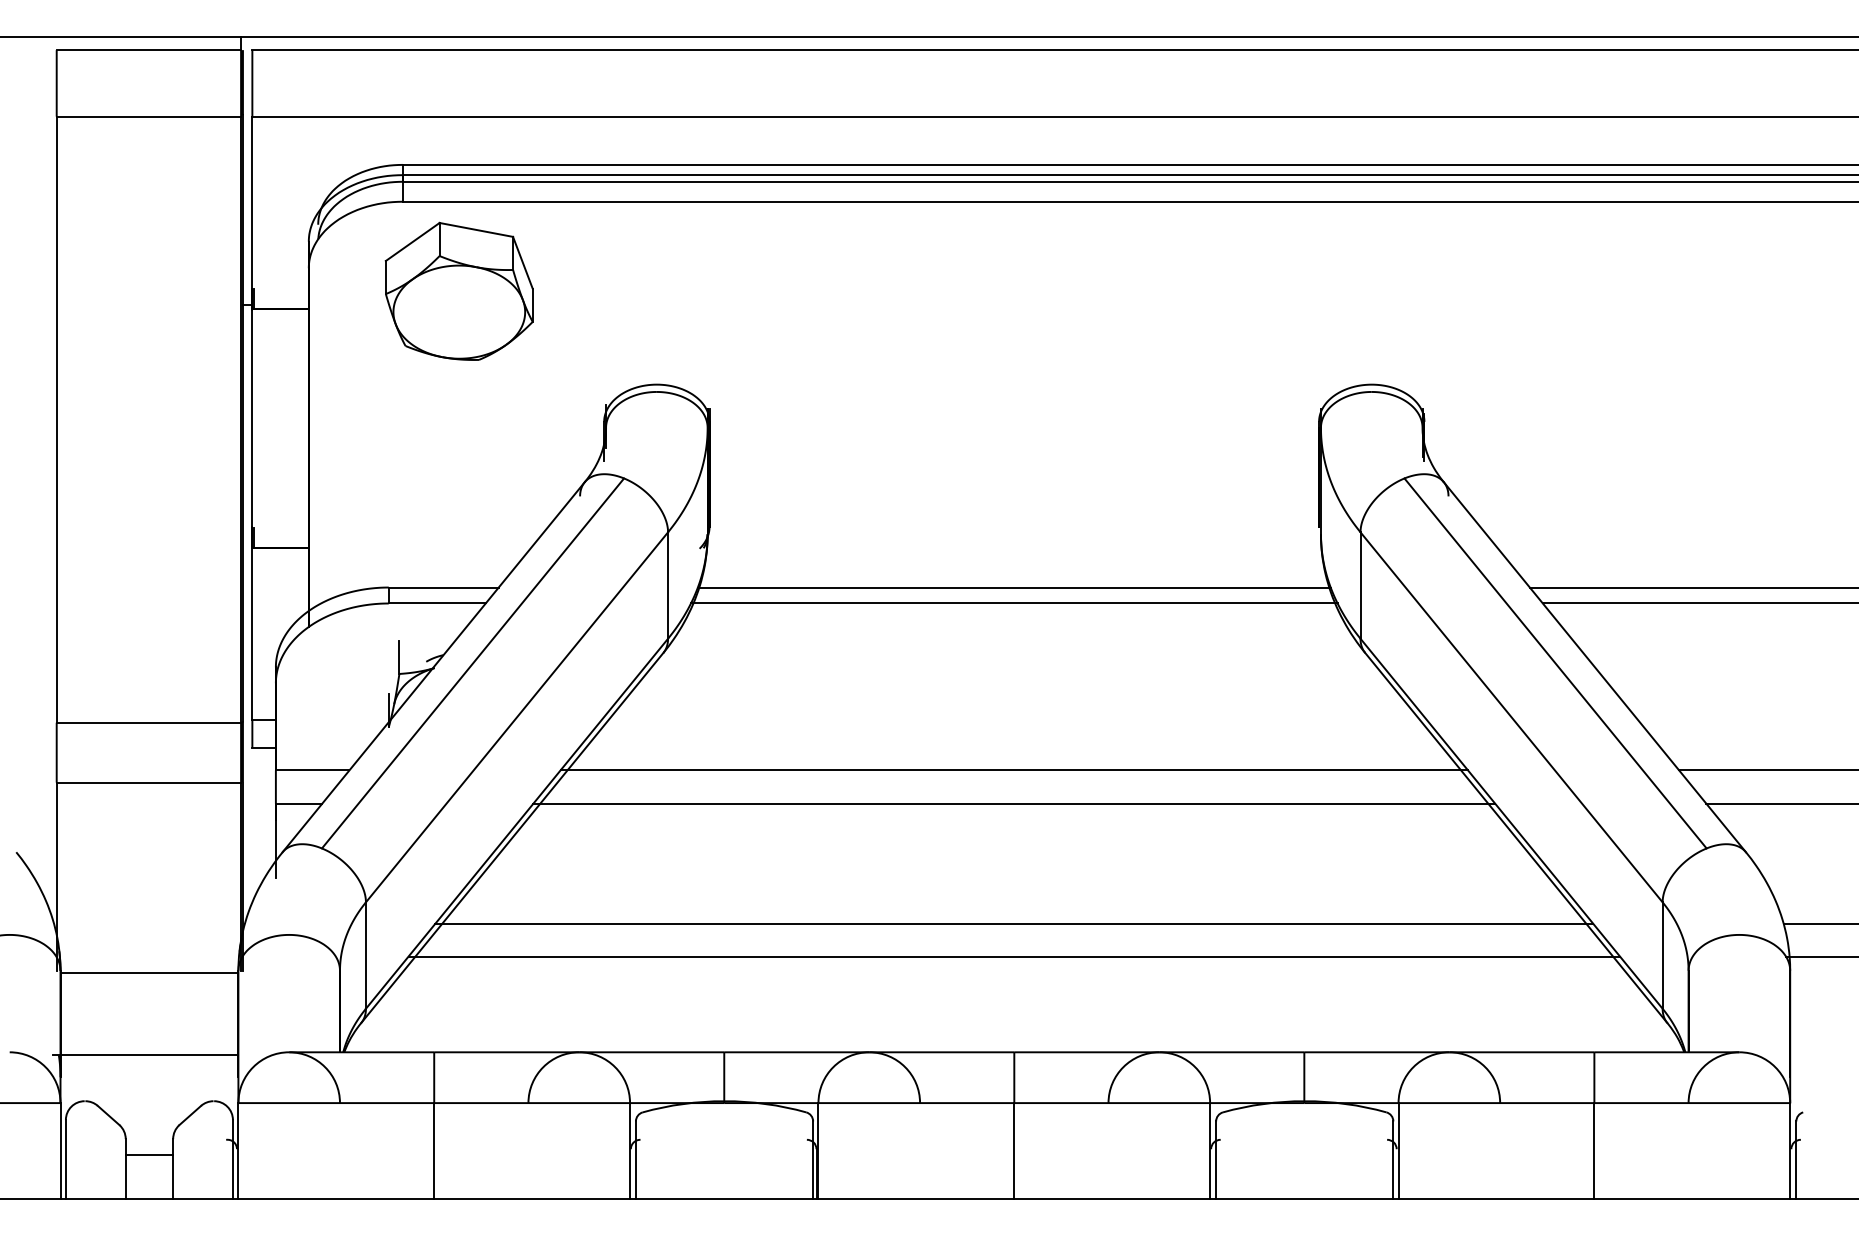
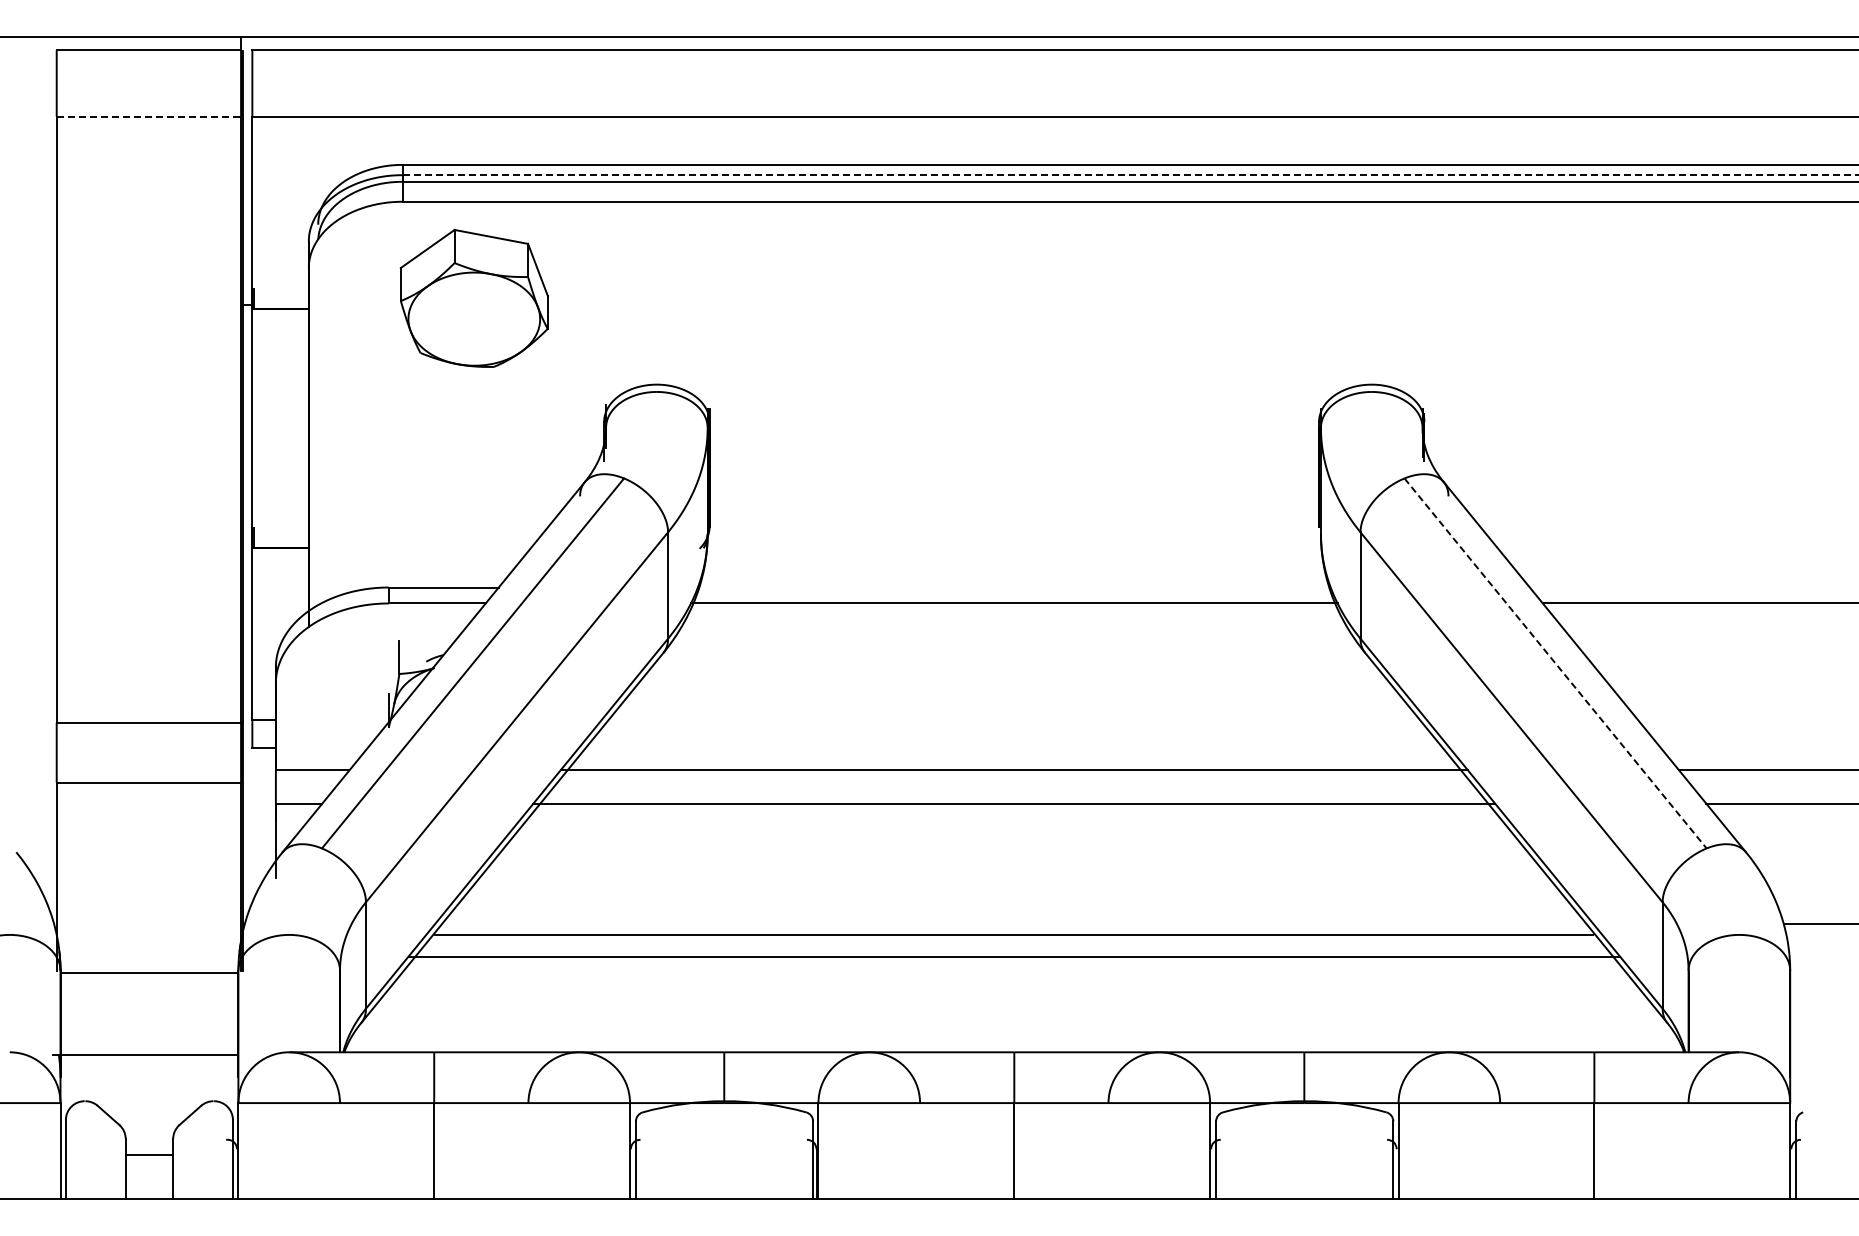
line: solid -> dashed (149, 116)
line: solid -> dashed (1130, 175)
part position: (458, 290) -> (473, 297) (473, 297)
line: present -> none (1013, 587)
line: present -> none (1692, 587)
line: solid -> dashed (1555, 663)
line position: (1014, 923) -> (1014, 934) (1014, 934)
line: present -> none (1820, 956)
